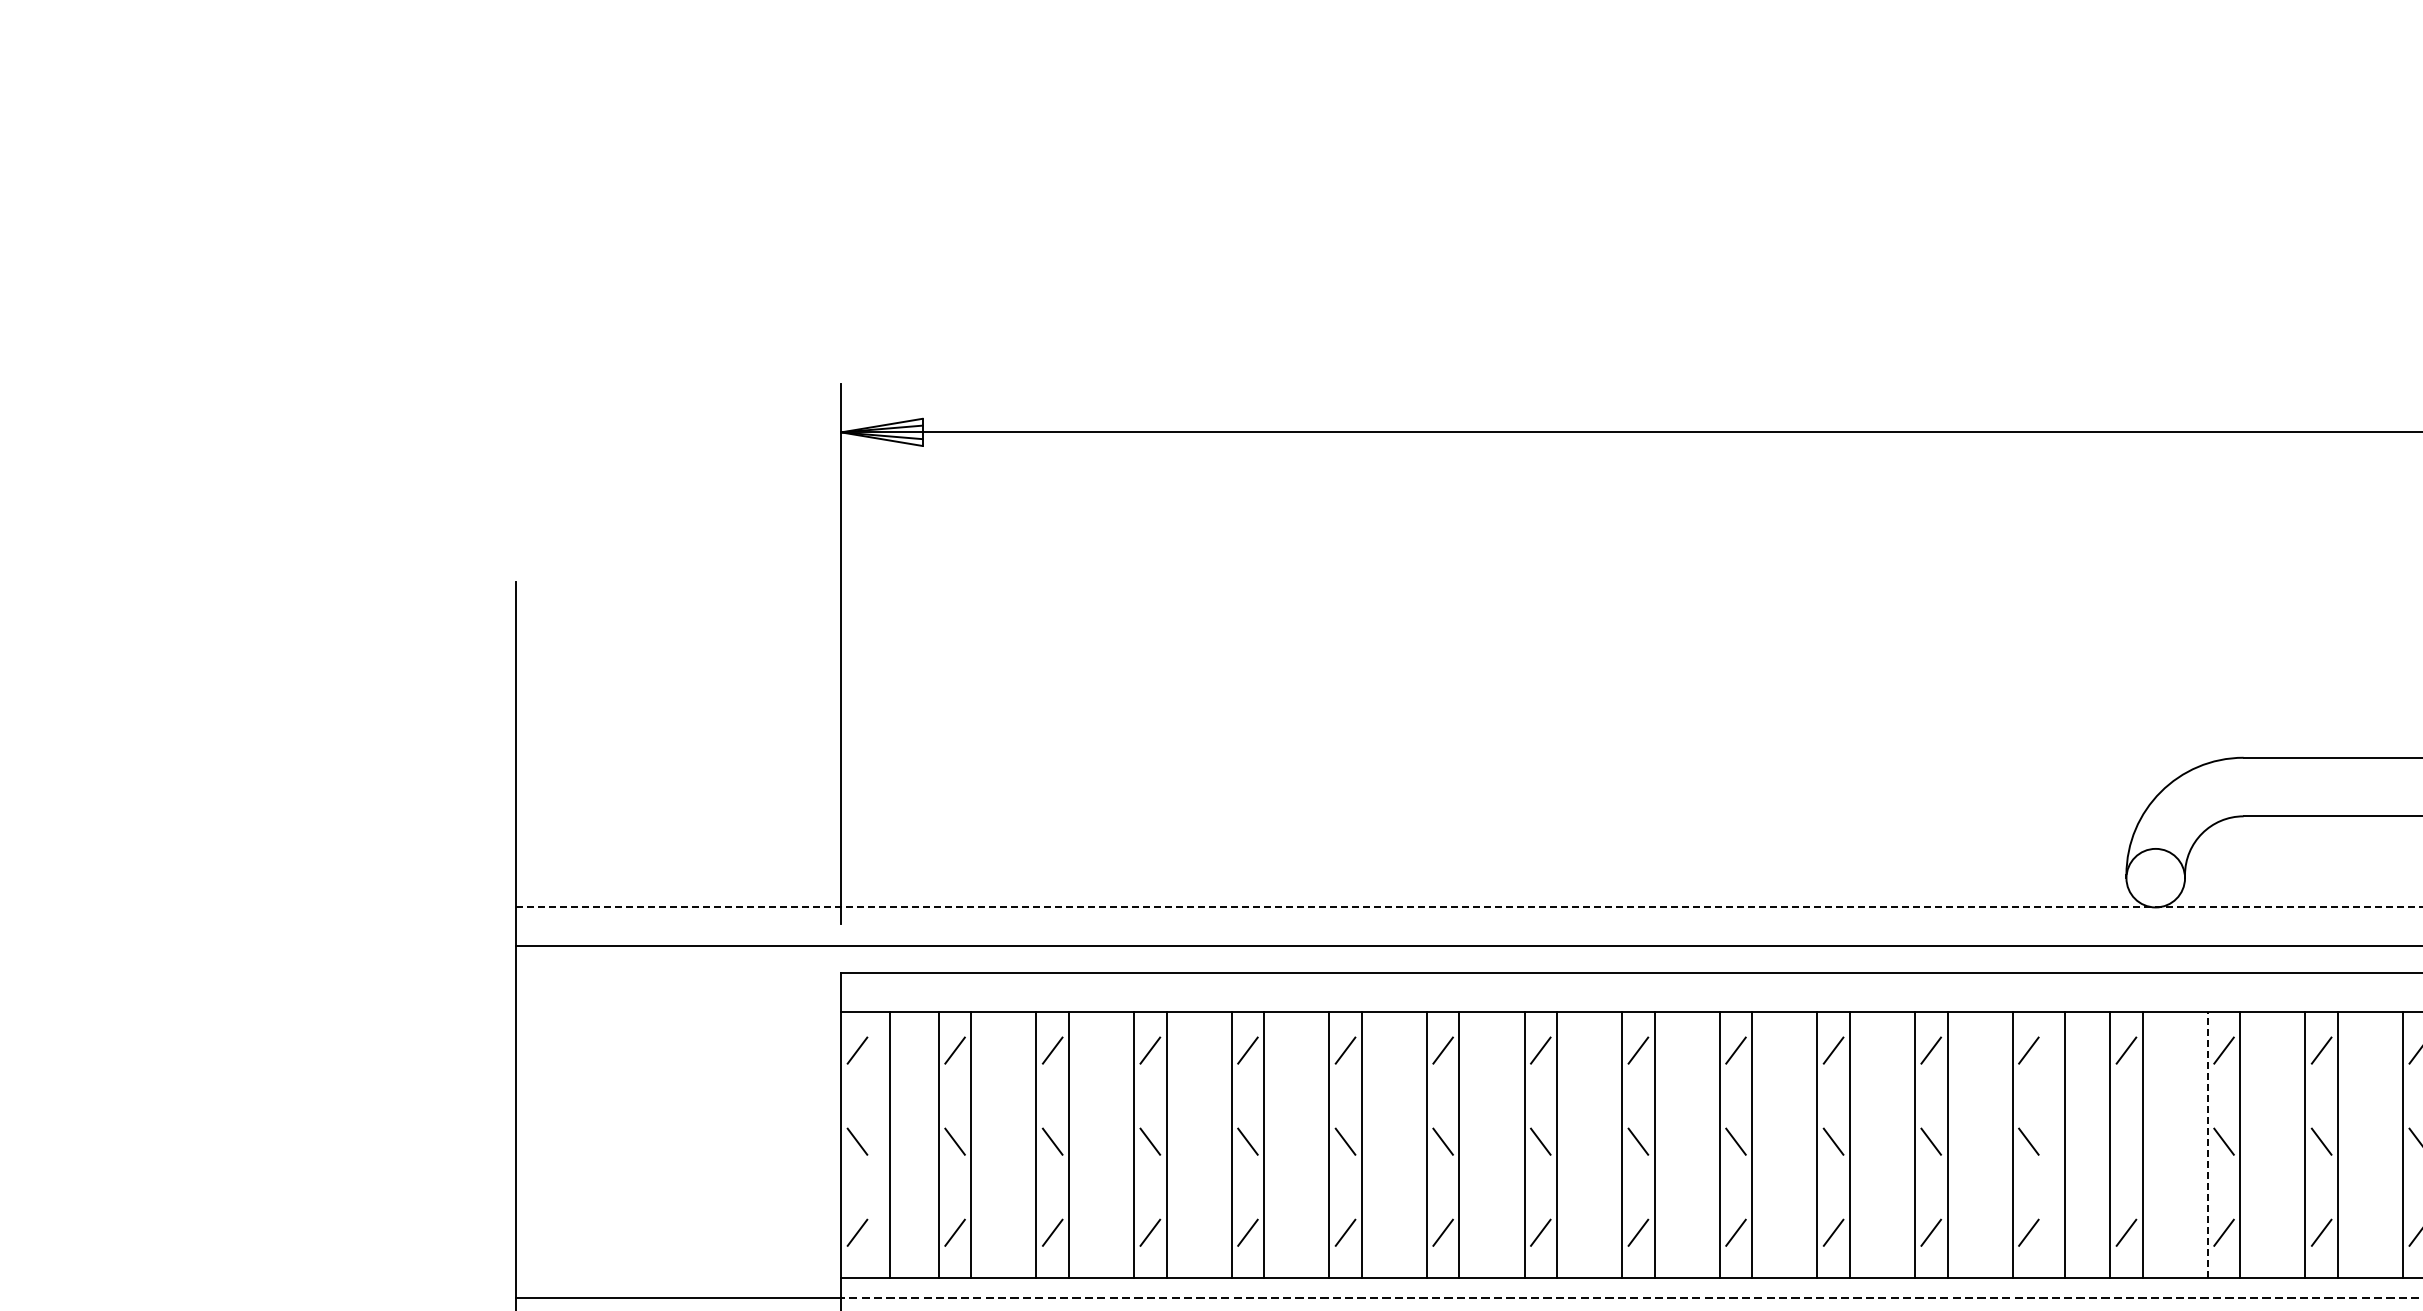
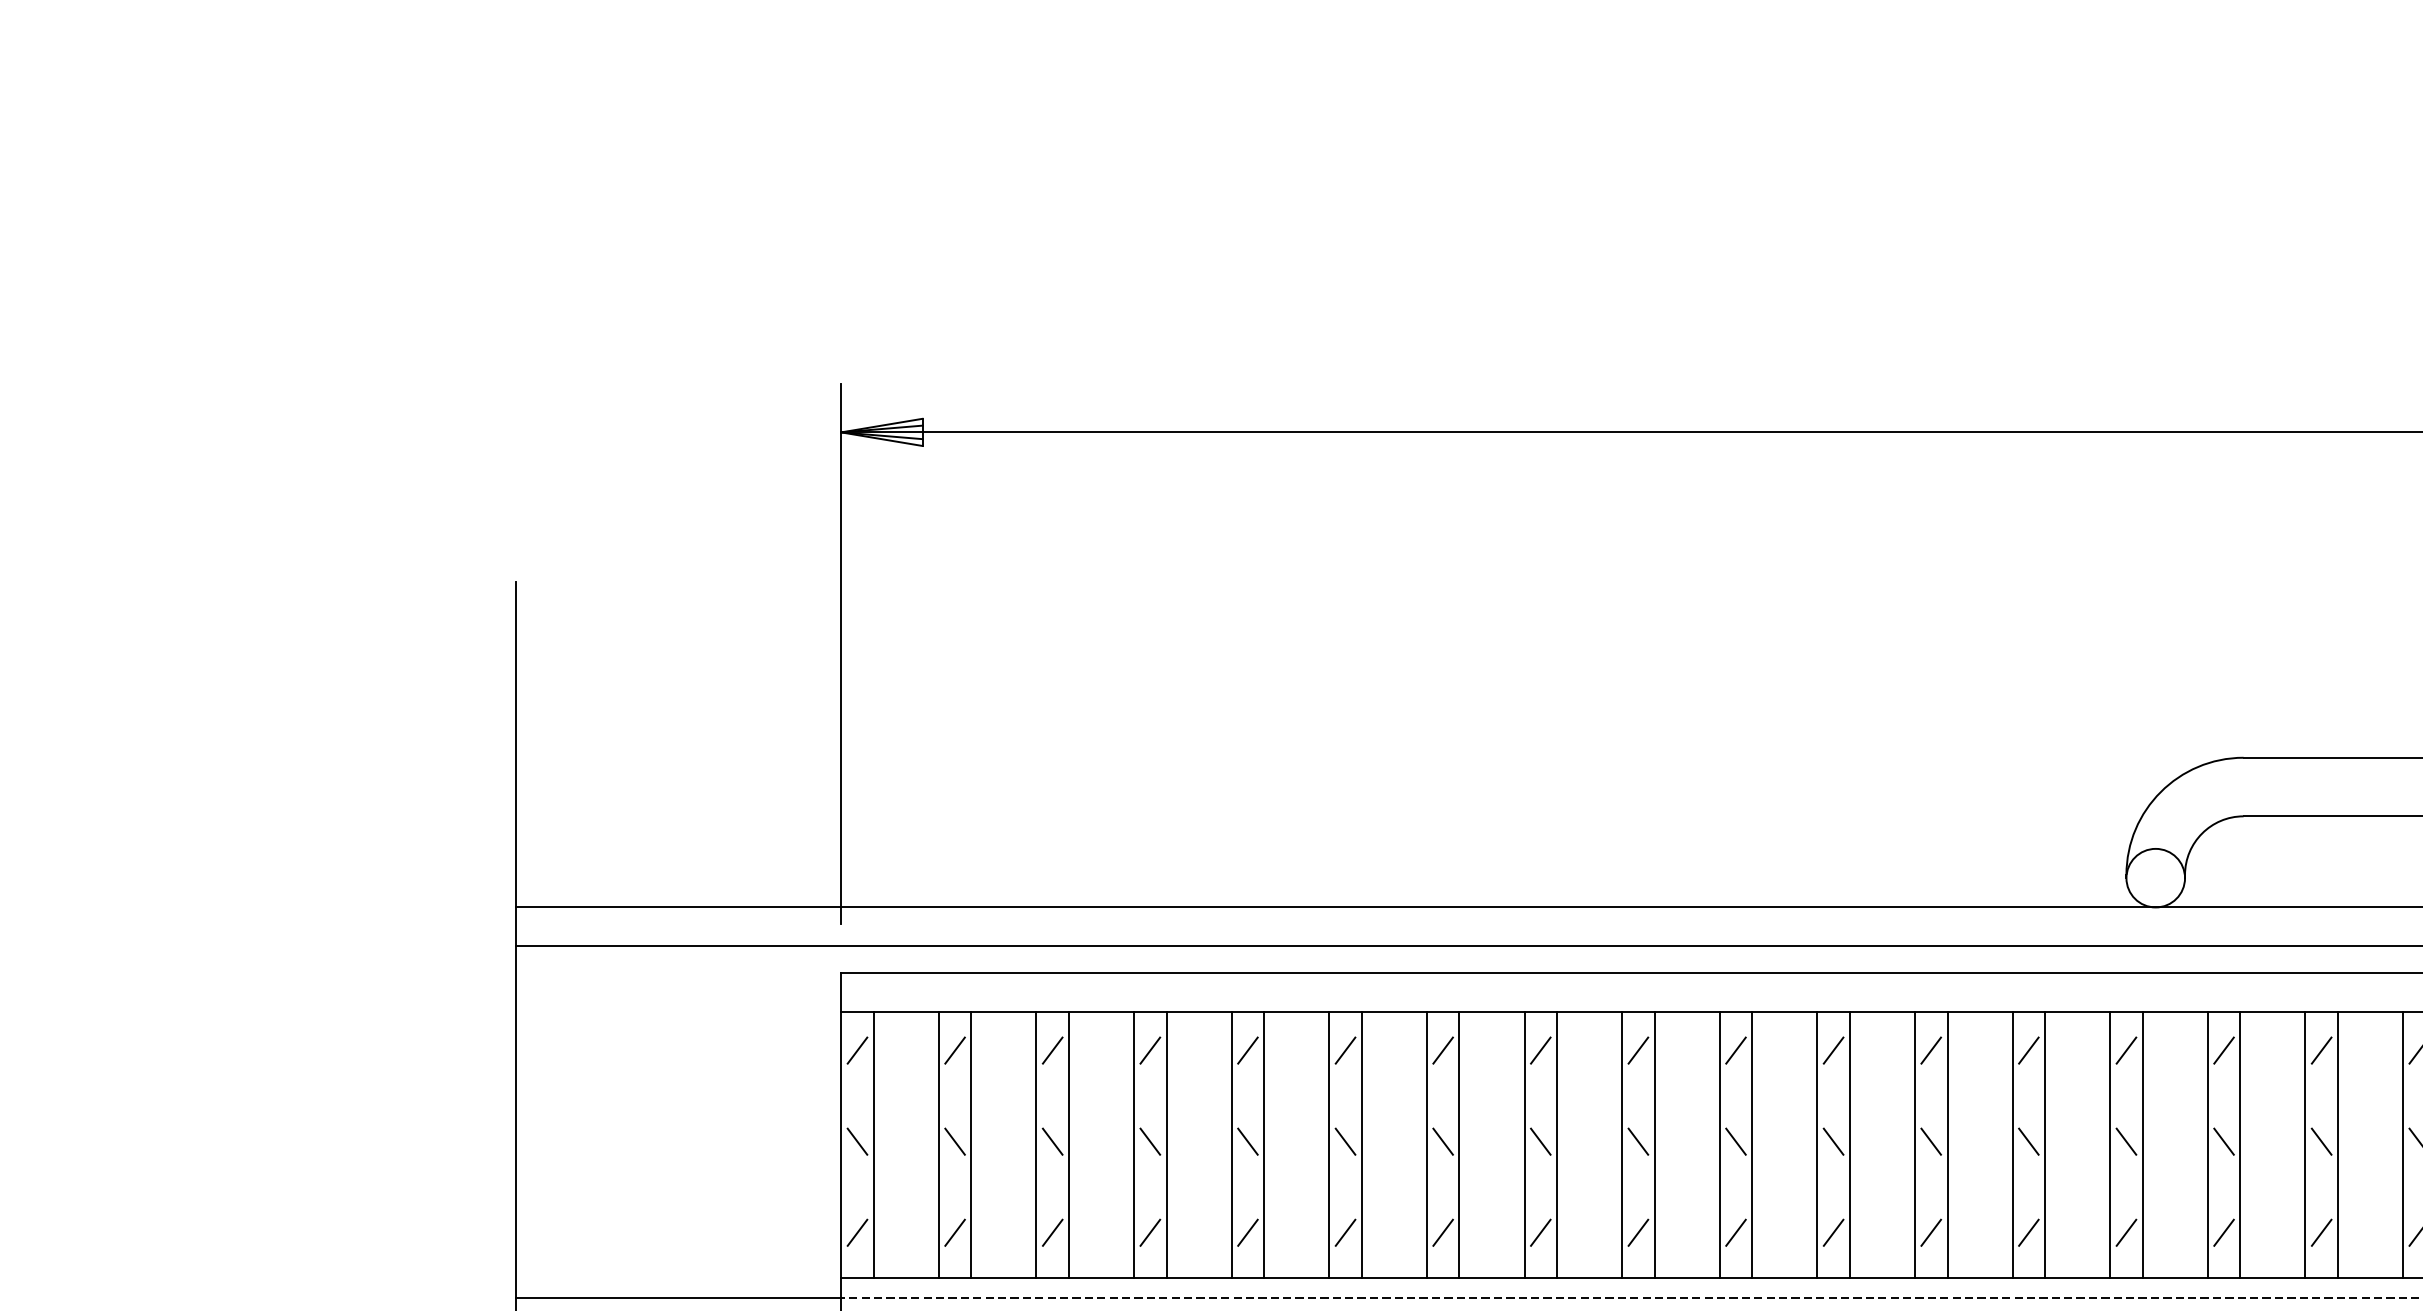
line: dashed -> solid (1469, 907)
line: none -> present (2126, 1141)
line position: (889, 1144) -> (873, 1144) (873, 1144)
line position: (2065, 1144) -> (2045, 1144) (2045, 1144)
line: dashed -> solid (2207, 1144)
